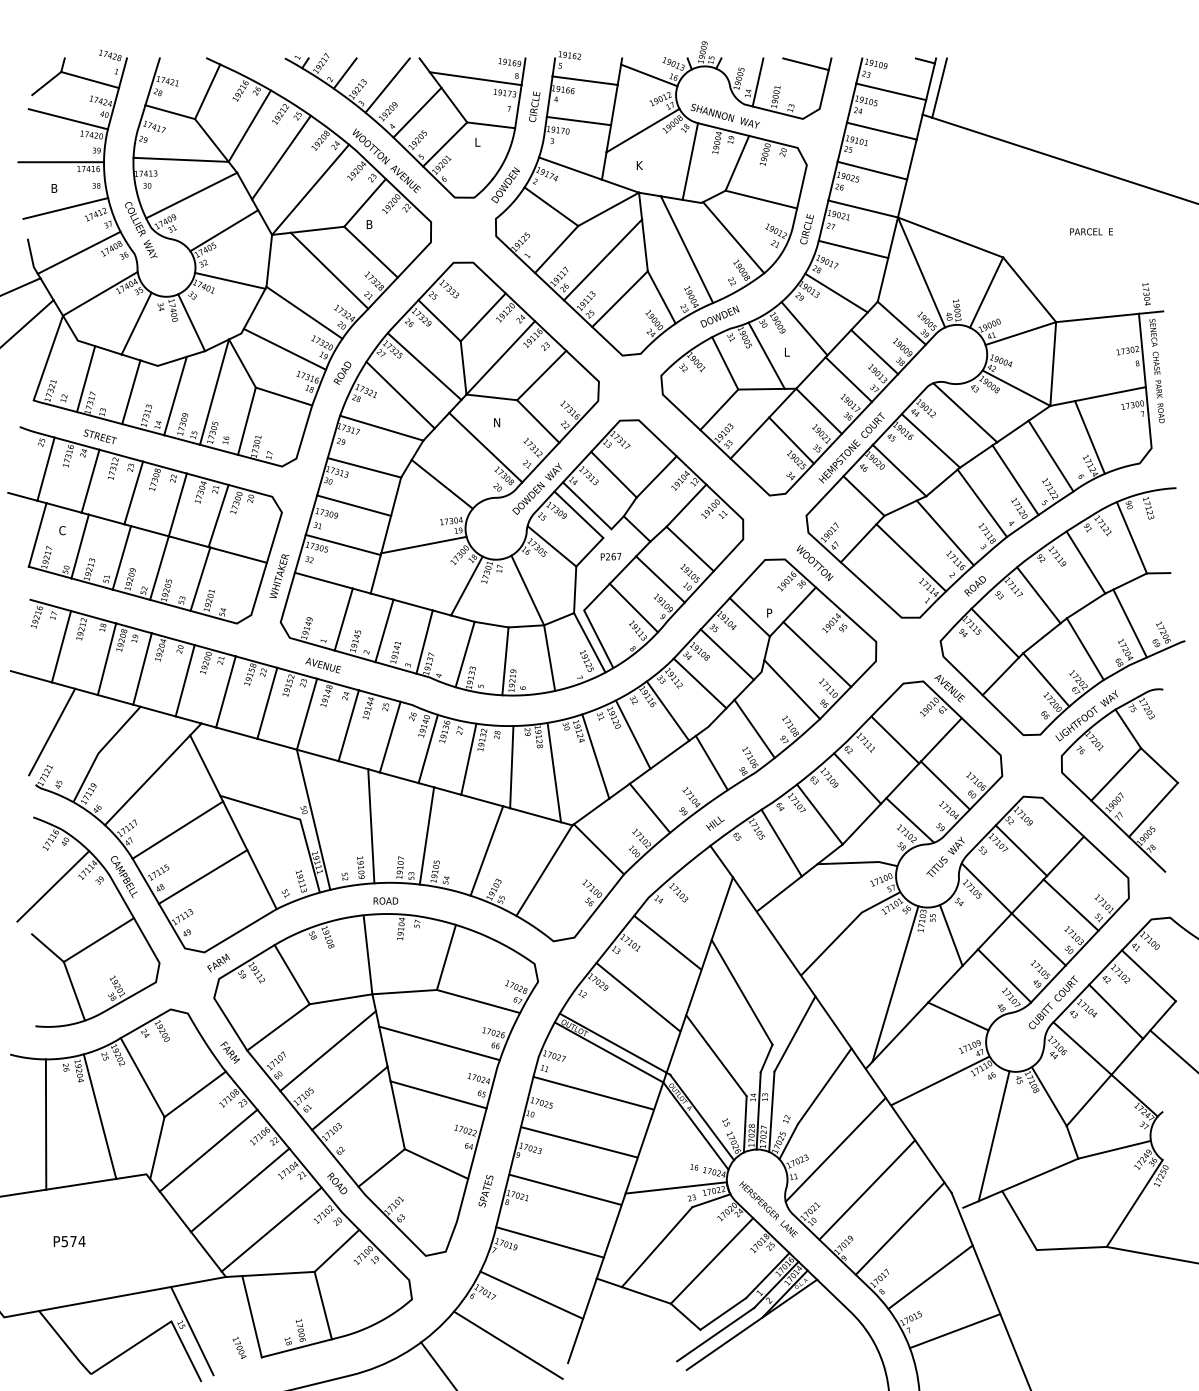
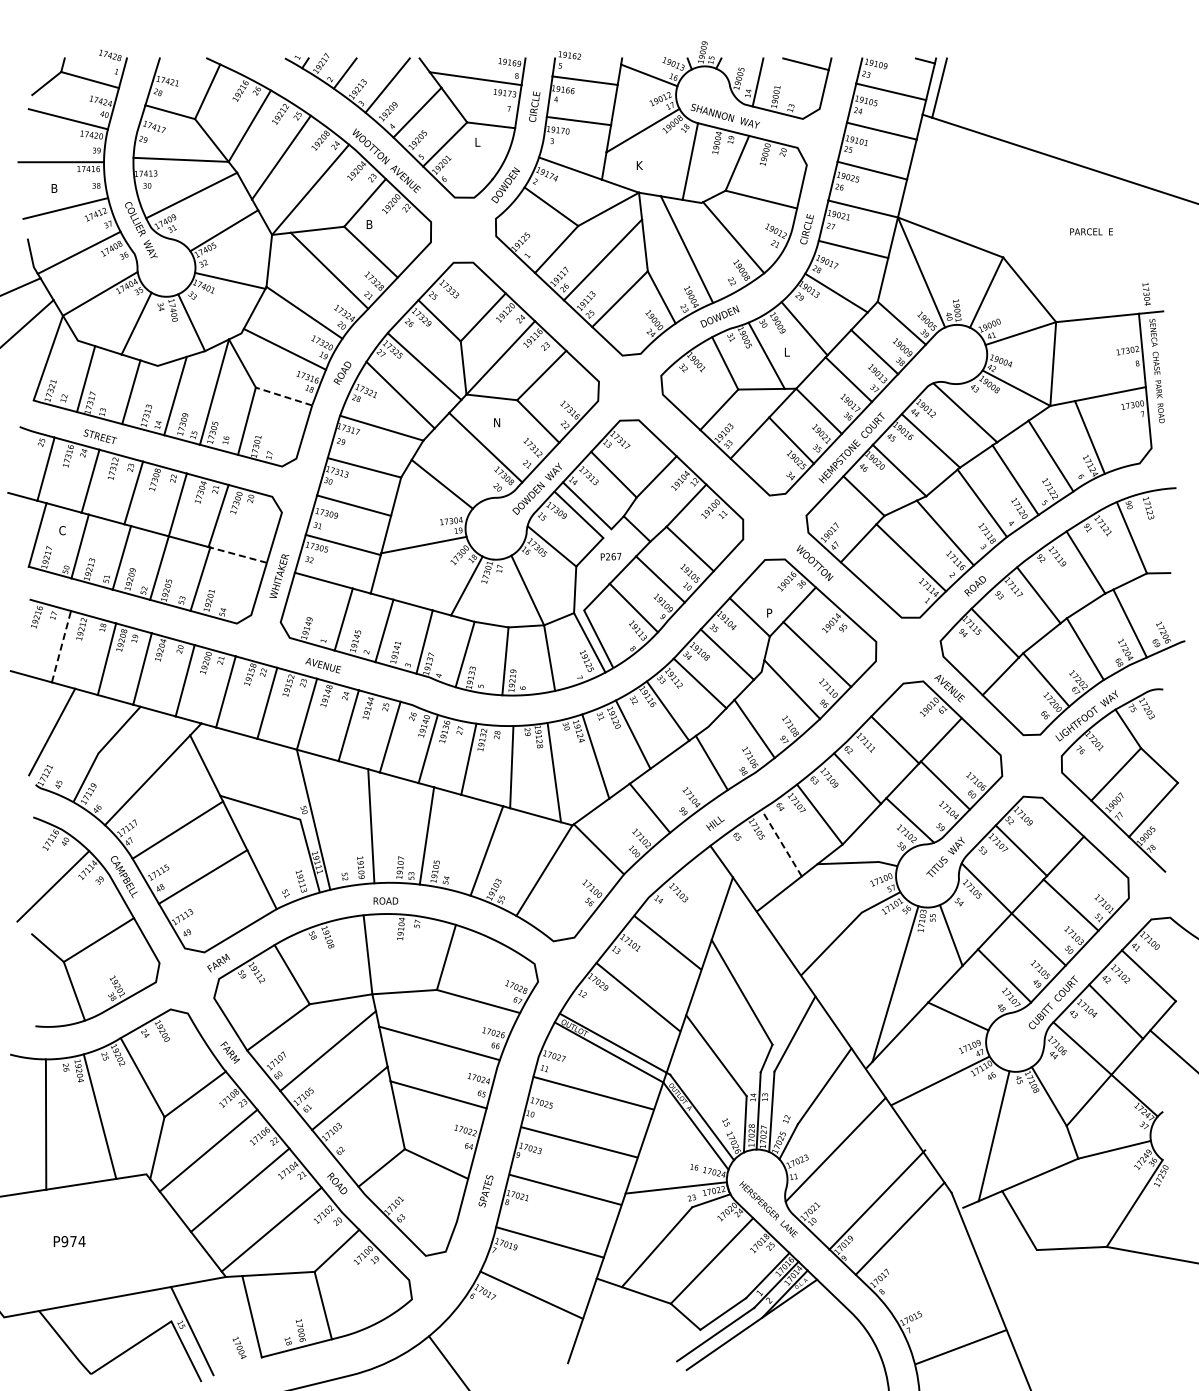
line: solid -> dashed (284, 396)
line: solid -> dashed (238, 555)
line: solid -> dashed (61, 646)
line: solid -> dashed (781, 843)
line position: (867, 1189) -> (877, 1199) (877, 1199)
text: P574 -> P974 (64, 1241)
line: present -> none (930, 1277)
line position: (954, 1331) -> (960, 1347) (960, 1347)
line: present -> none (508, 1344)
line position: (437, 1364) -> (448, 1361) (448, 1361)
